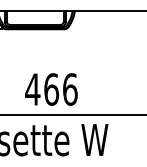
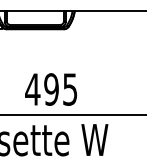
text: 466 -> 495 (60, 89)
